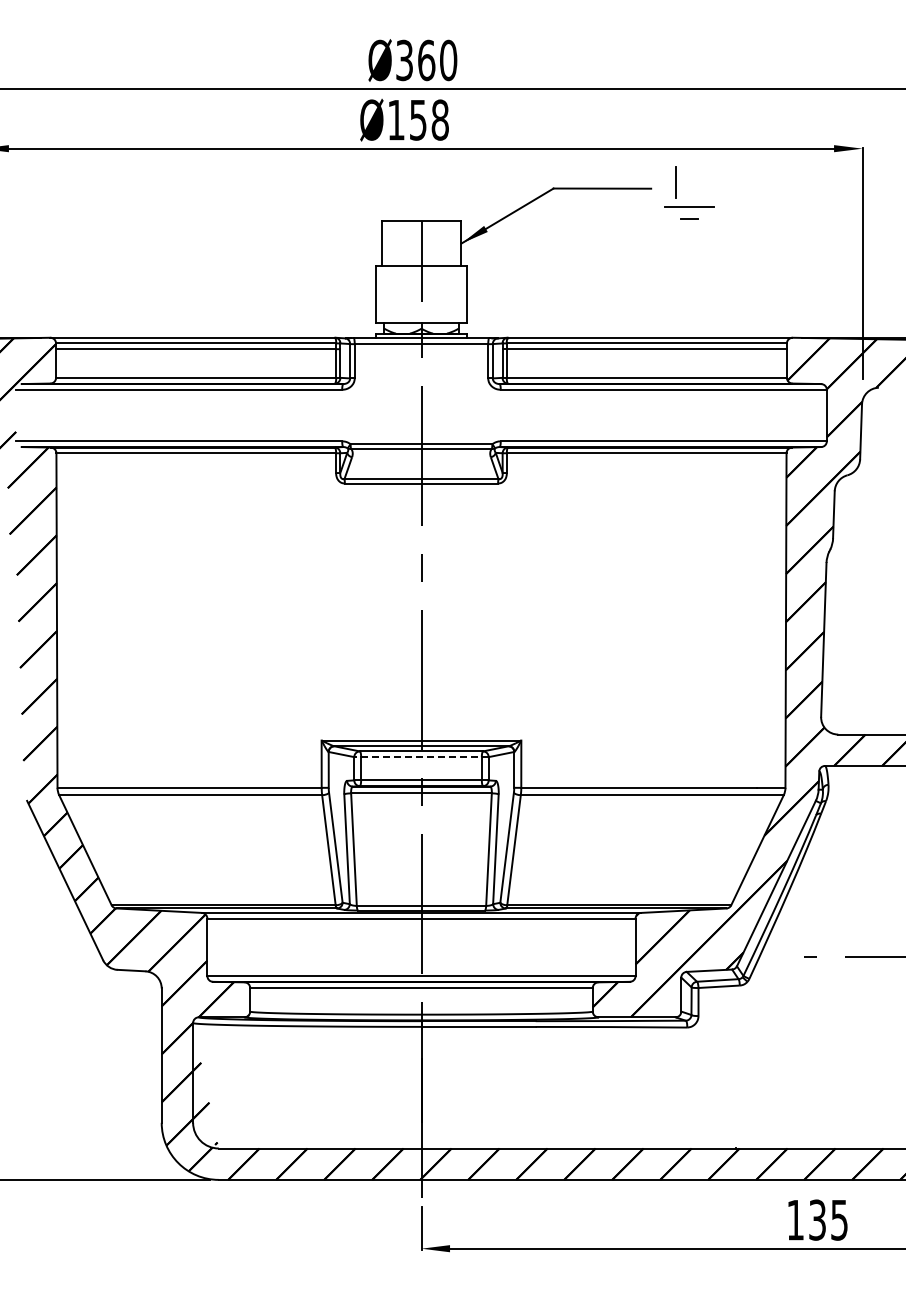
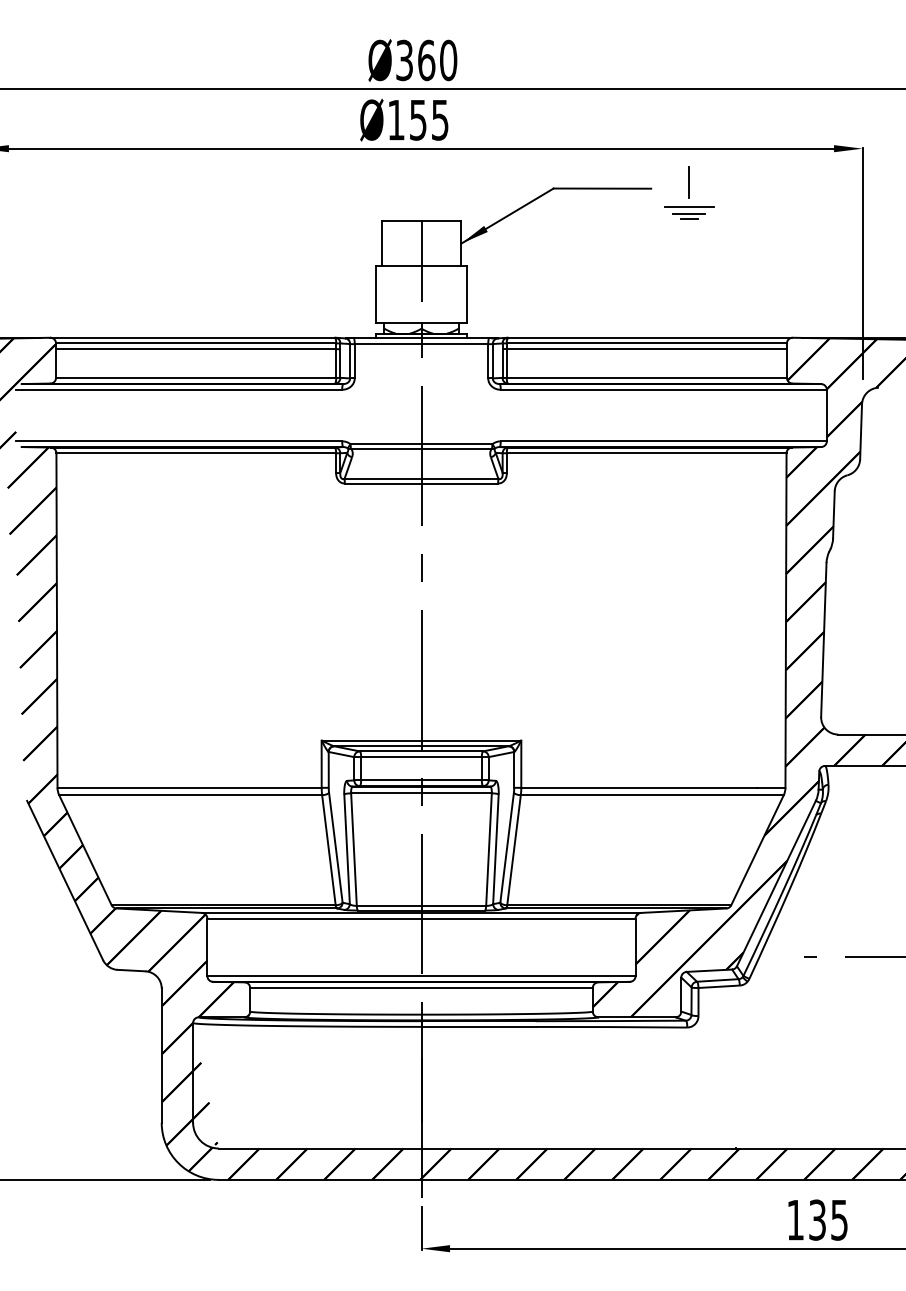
text: Ø158 -> Ø155 (439, 119)
line position: (675, 182) -> (688, 182) (688, 182)
line: none -> present (689, 213)
line: dashed -> solid (420, 757)
